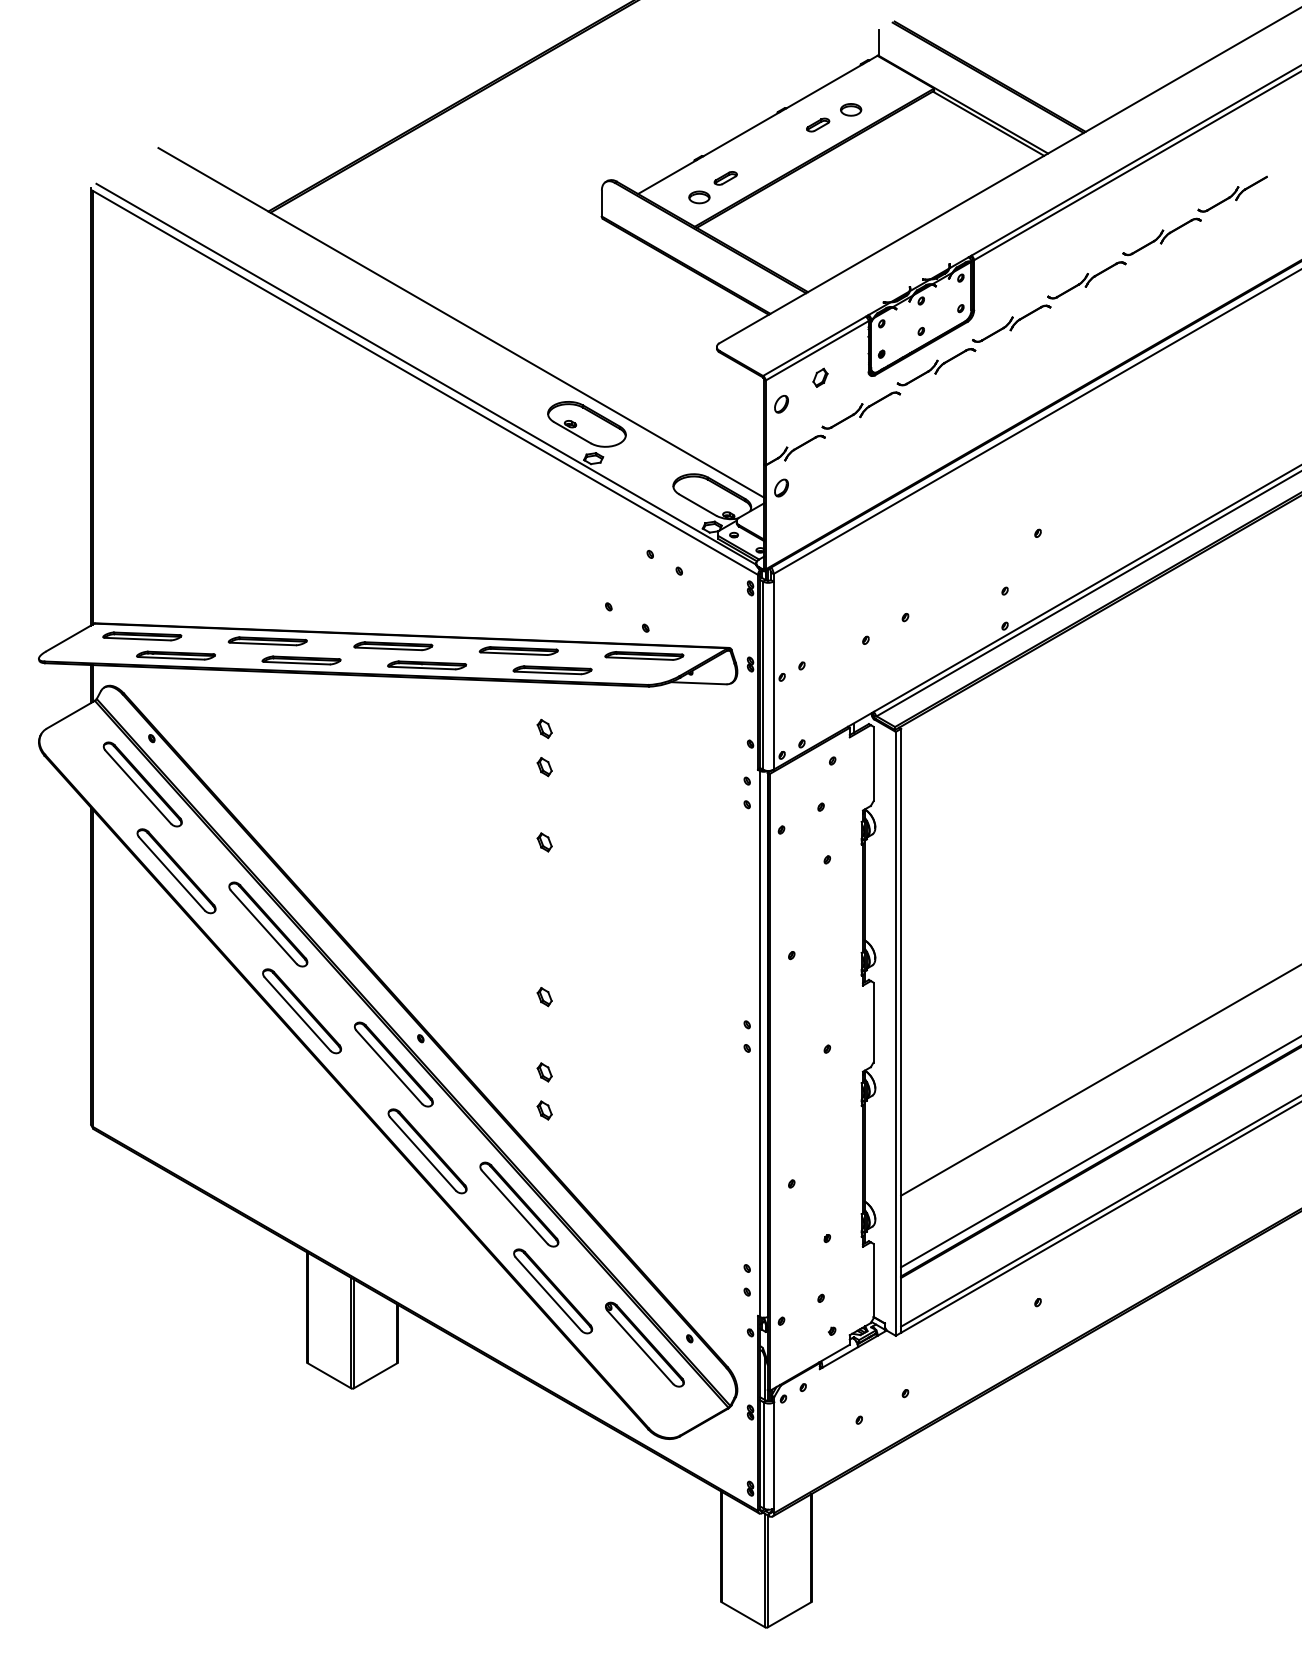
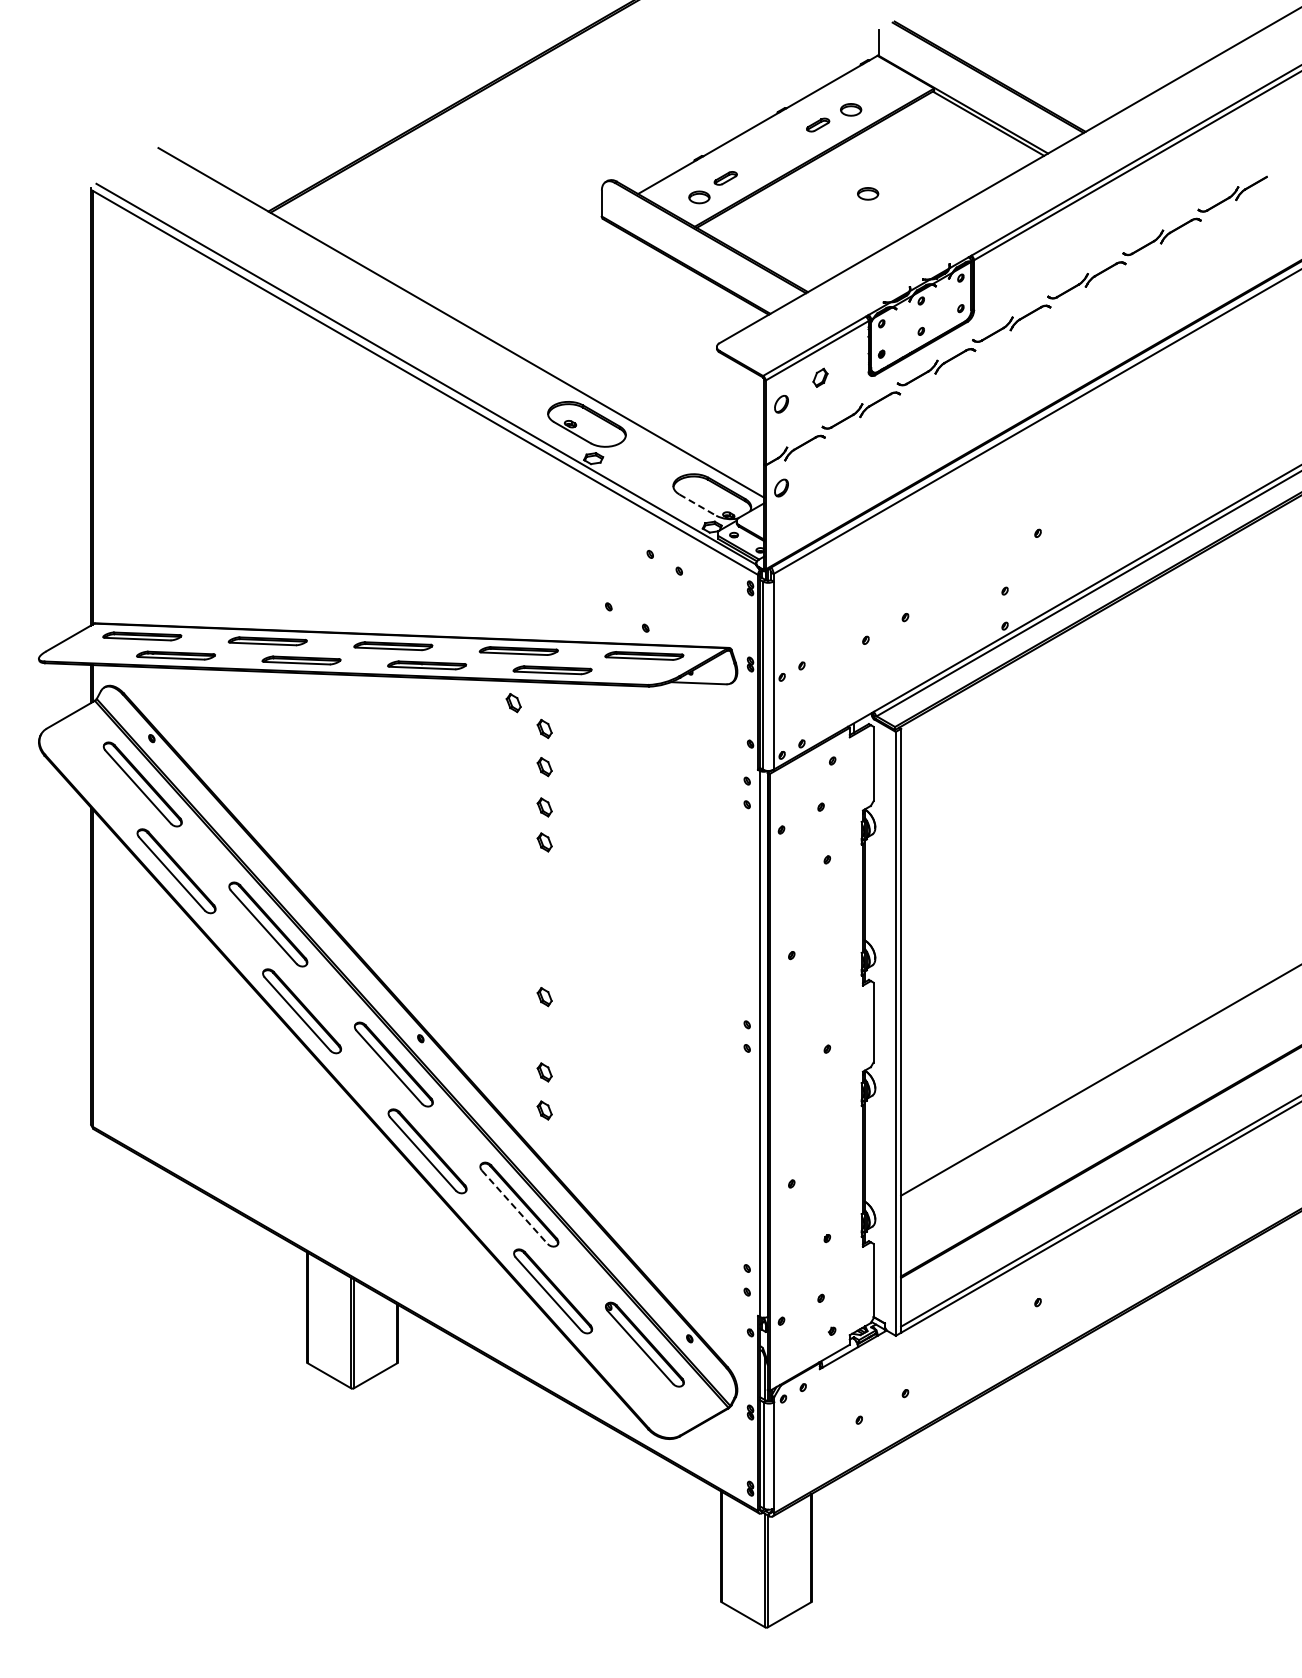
part: none -> present (868, 193)
line: solid -> dashed (698, 505)
part: none -> present (513, 703)
part: none -> present (544, 807)
line: present -> none (1099, 1152)
line: solid -> dashed (515, 1207)
